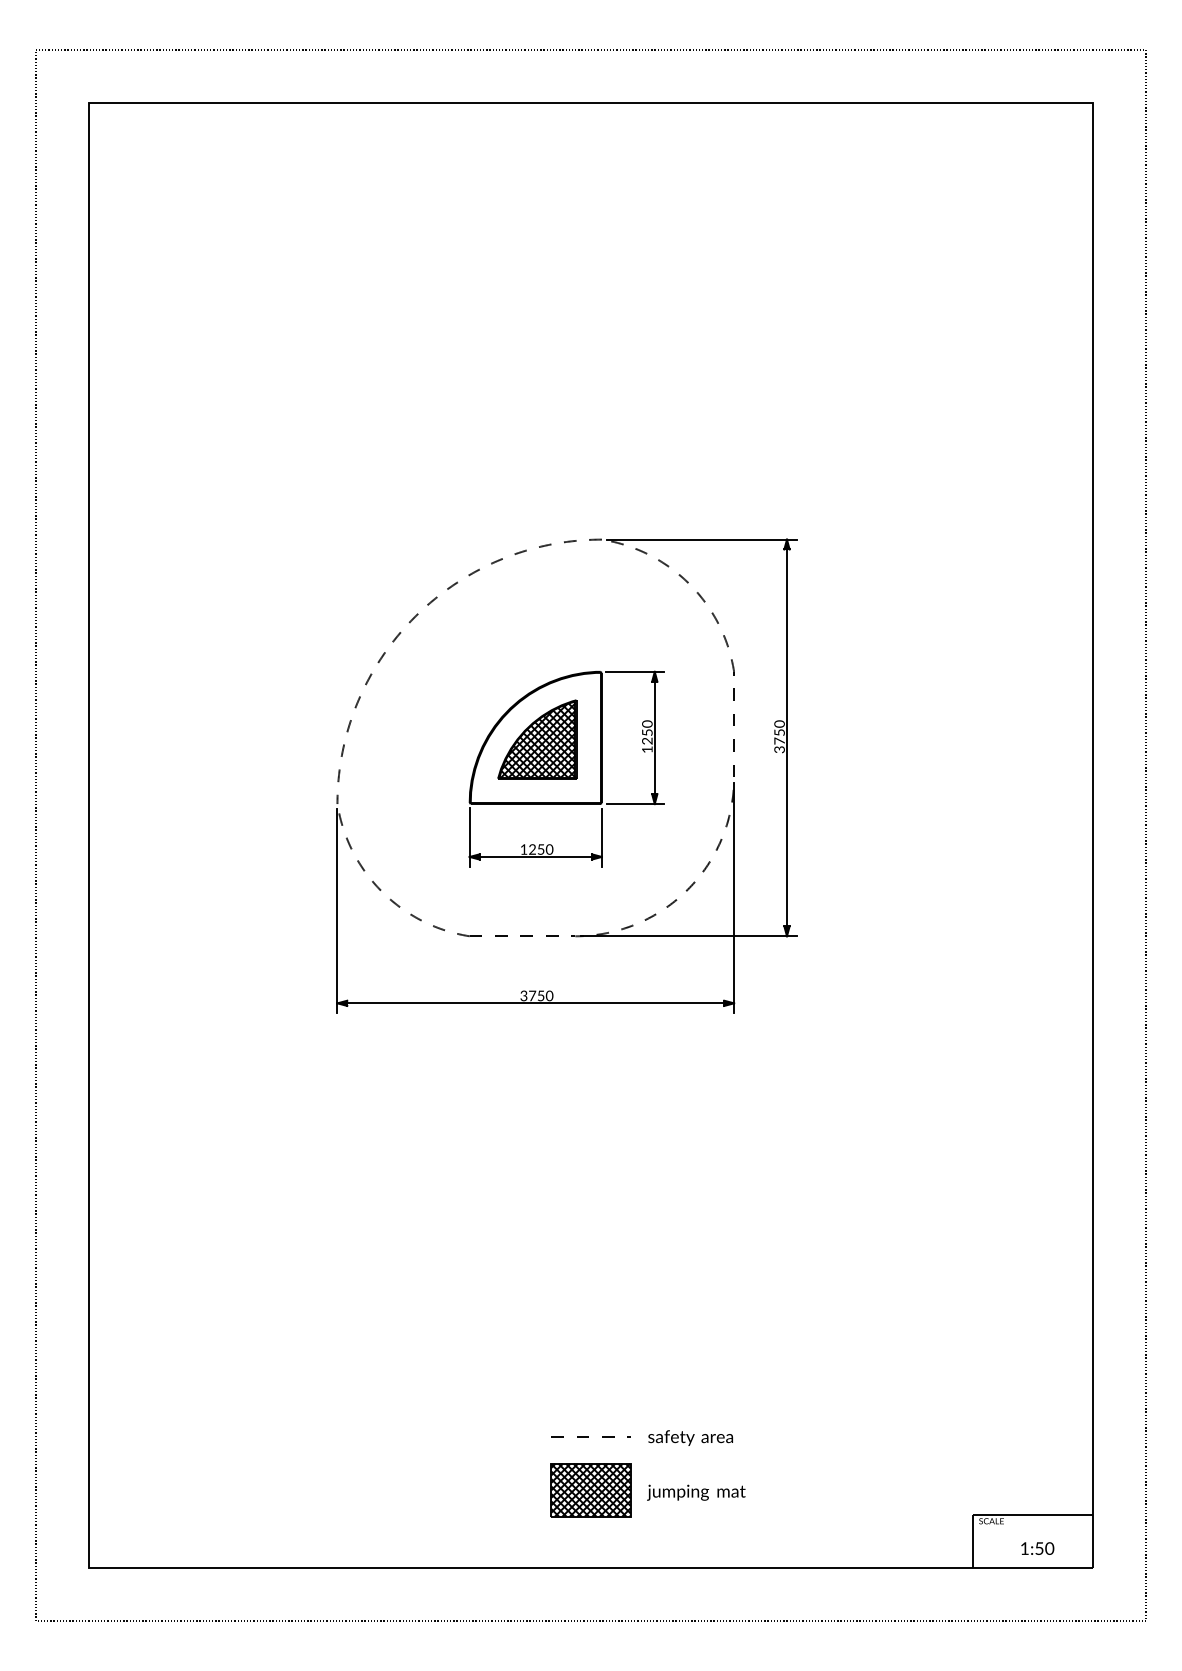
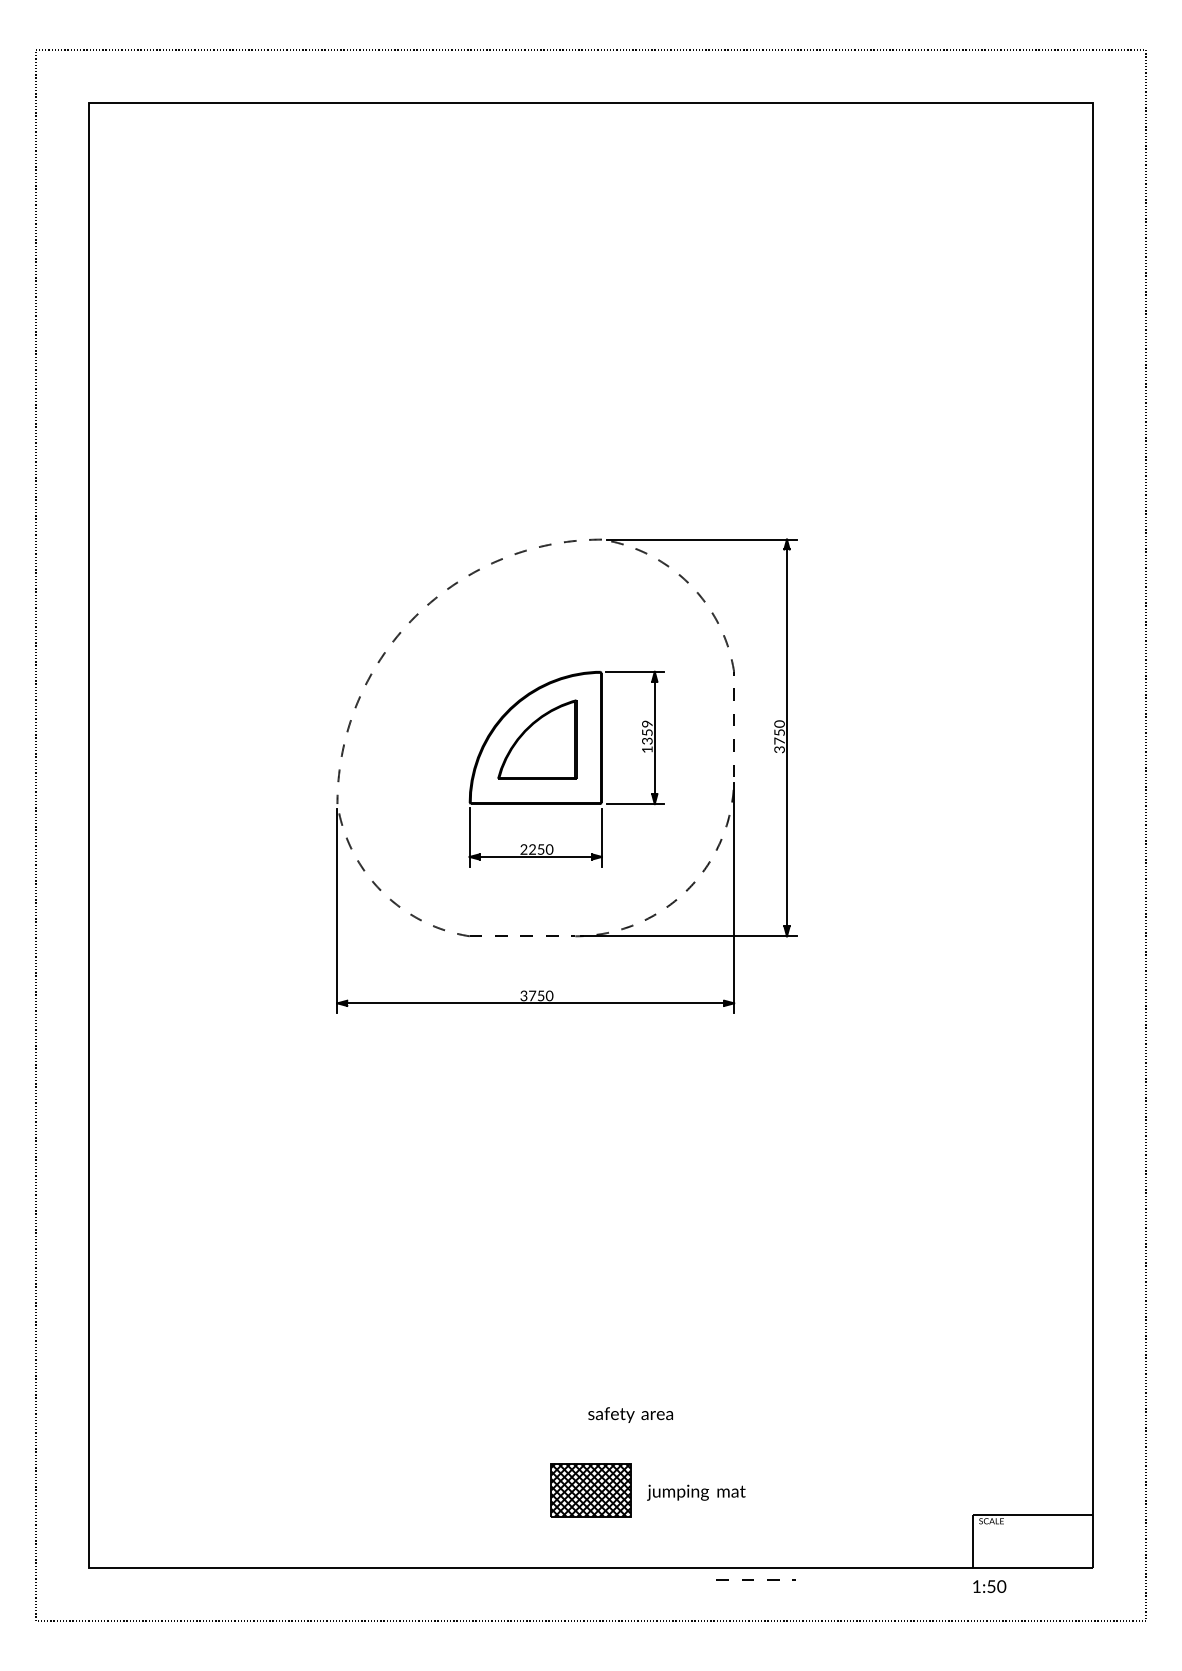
text: 1250 -> 1359 (647, 732)
hatch: present -> none (537, 739)
text: 1250 -> 2250 (523, 849)
line position: (588, 1436) -> (753, 1579) (753, 1579)
text position: (690, 1437) -> (630, 1414) (630, 1414)
text position: (1037, 1548) -> (989, 1586) (989, 1586)
